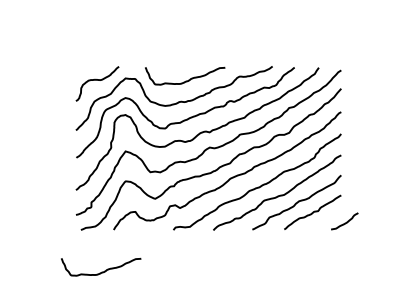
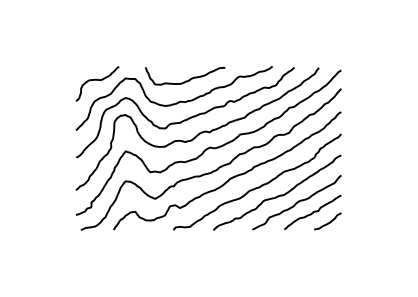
curve position: (344, 222) -> (327, 222) (327, 222)
curve: present -> none (104, 270)
